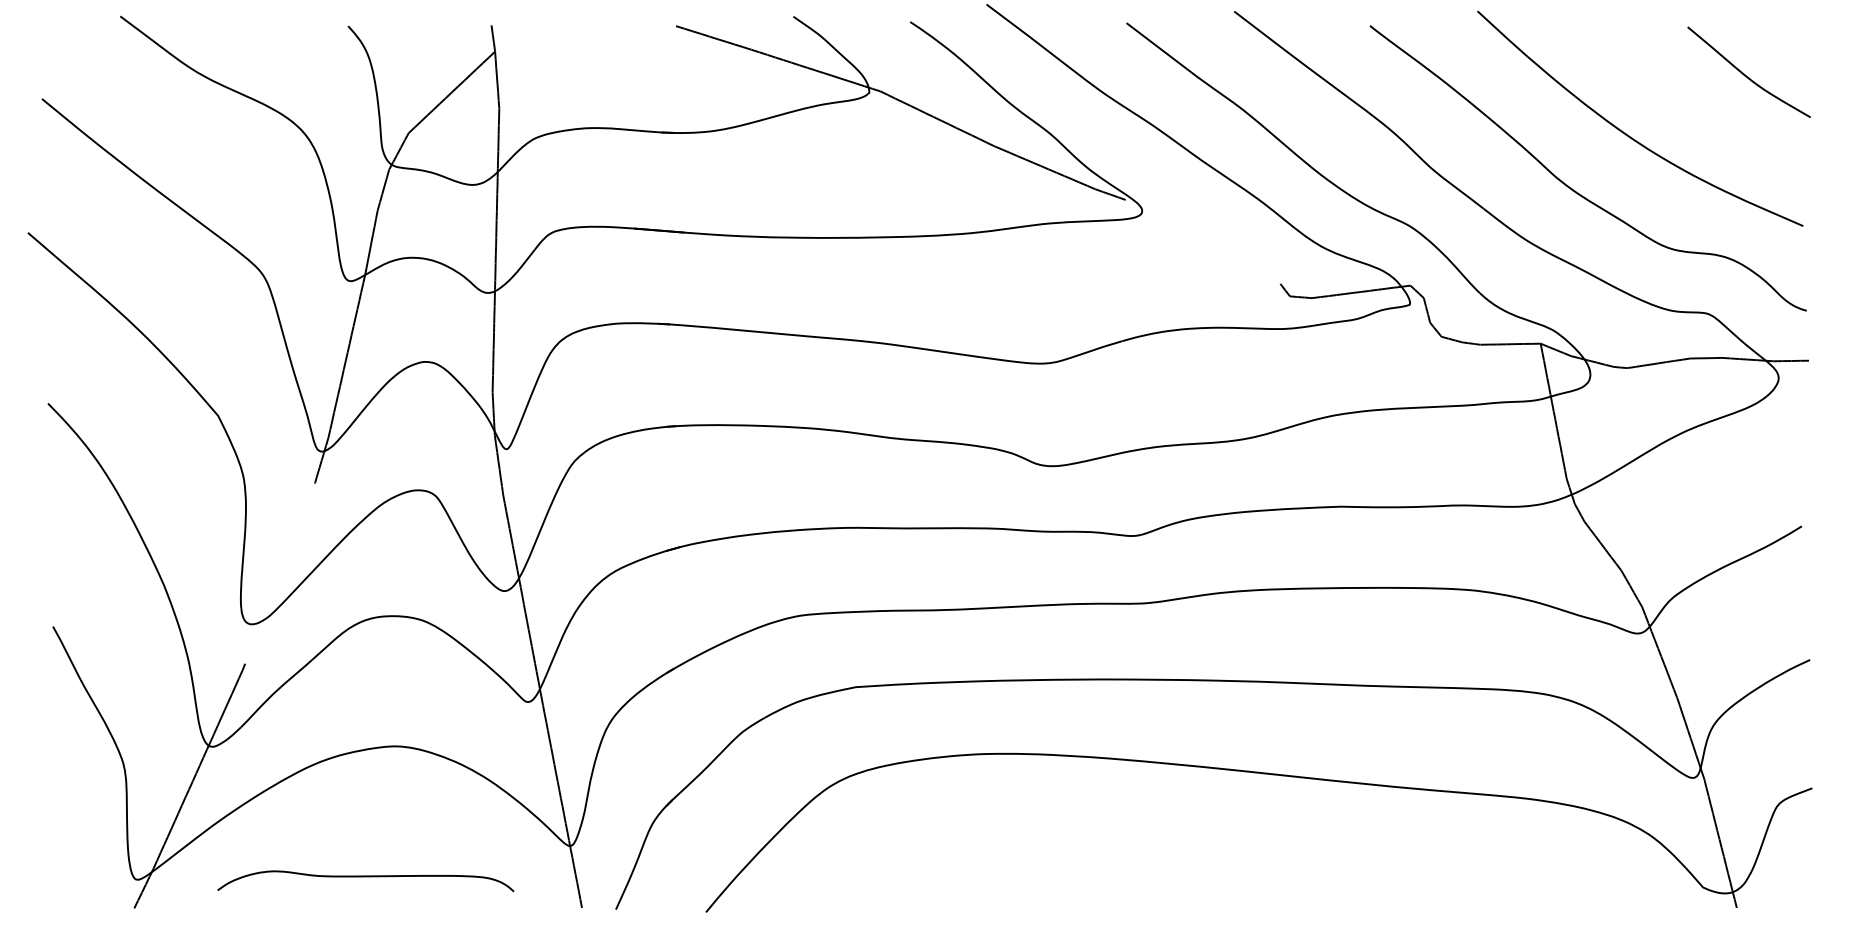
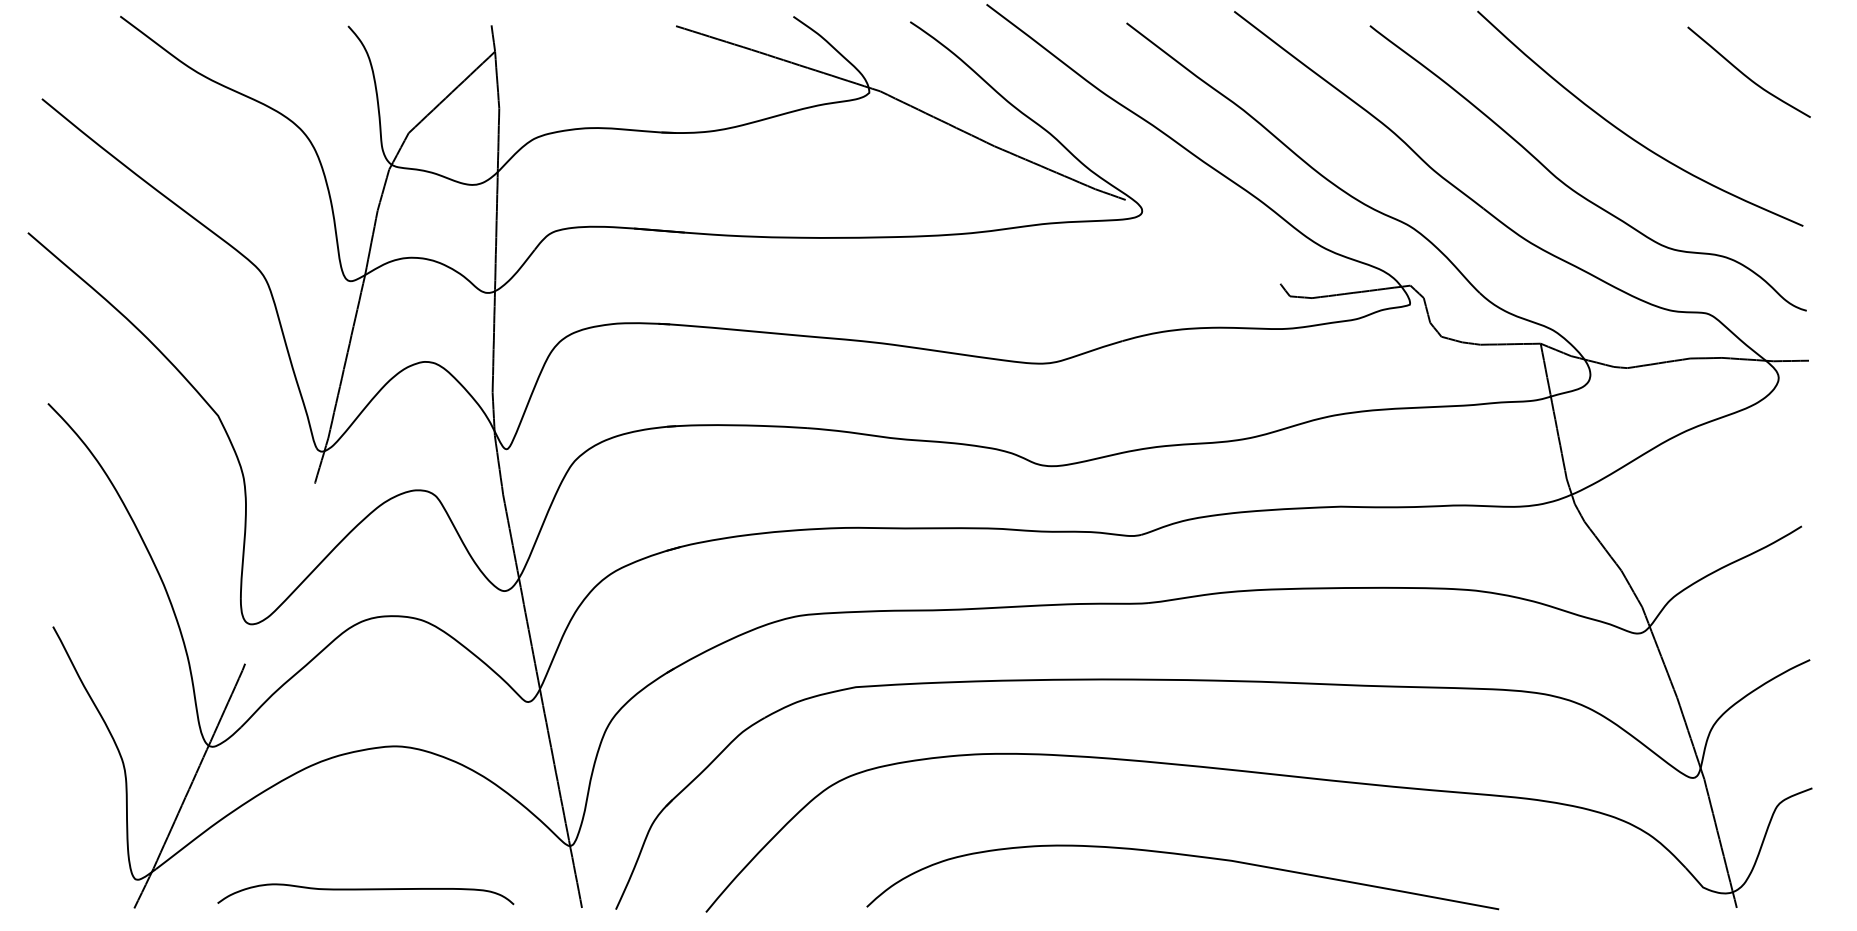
curve: none -> present (1187, 856)
curve position: (365, 877) -> (365, 890) (365, 890)
